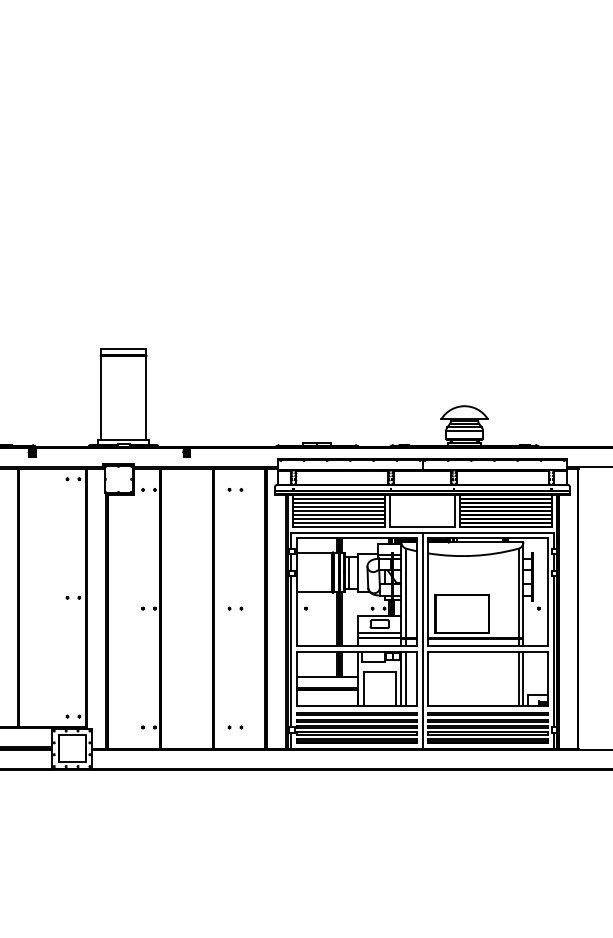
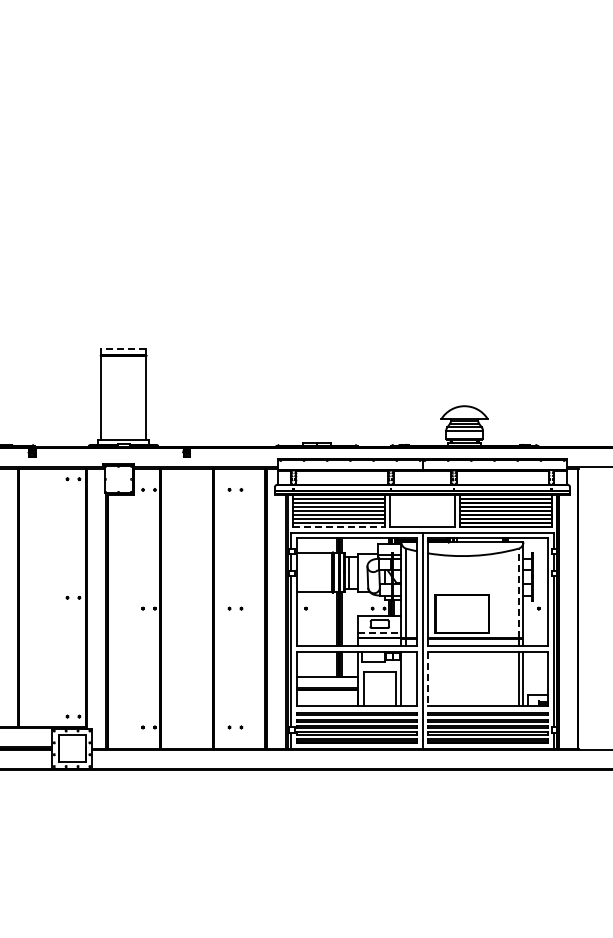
line: solid -> dashed (123, 349)
line: solid -> dashed (338, 527)
line: solid -> dashed (518, 593)
line: solid -> dashed (379, 632)
line: present -> none (406, 678)
line: solid -> dashed (427, 678)
